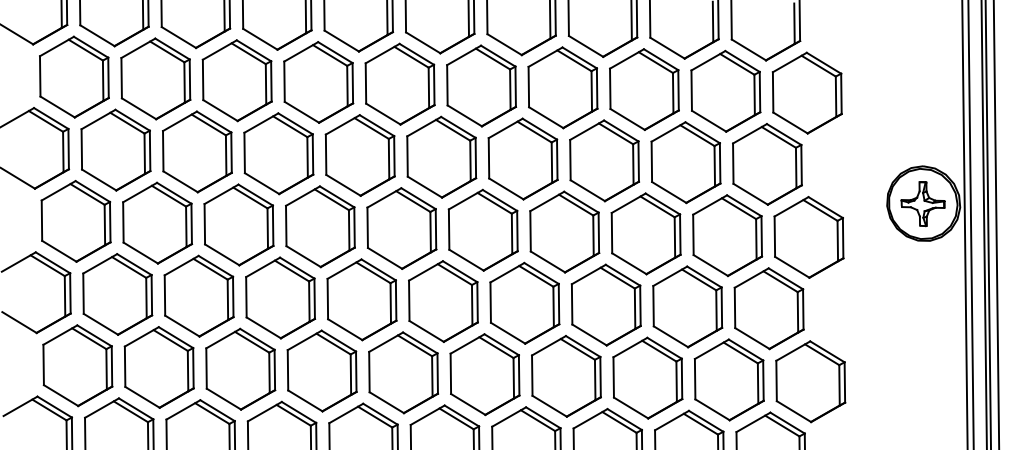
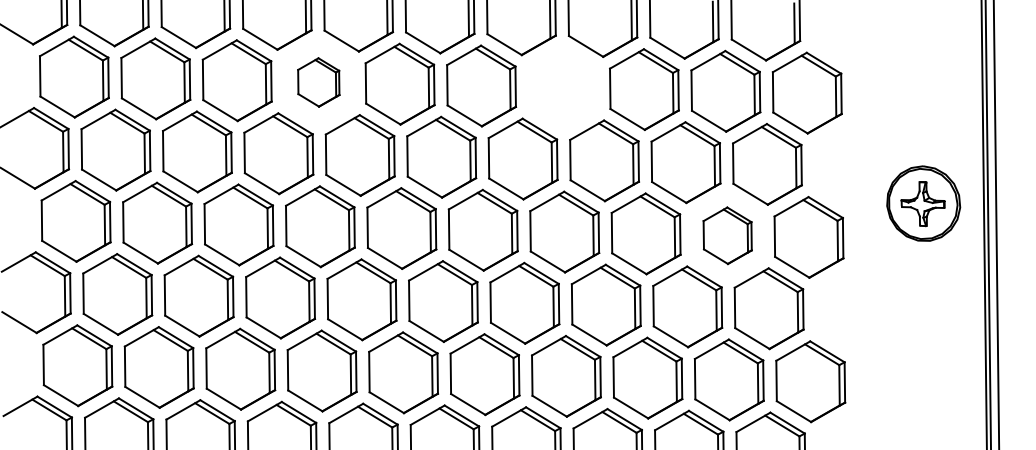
part size: 72x83 px -> 44x51 px (318, 82)
part: present -> none (562, 87)
line: present -> none (964, 224)
line: present -> none (970, 224)
part size: 72x84 px -> 51x60 px (727, 235)
